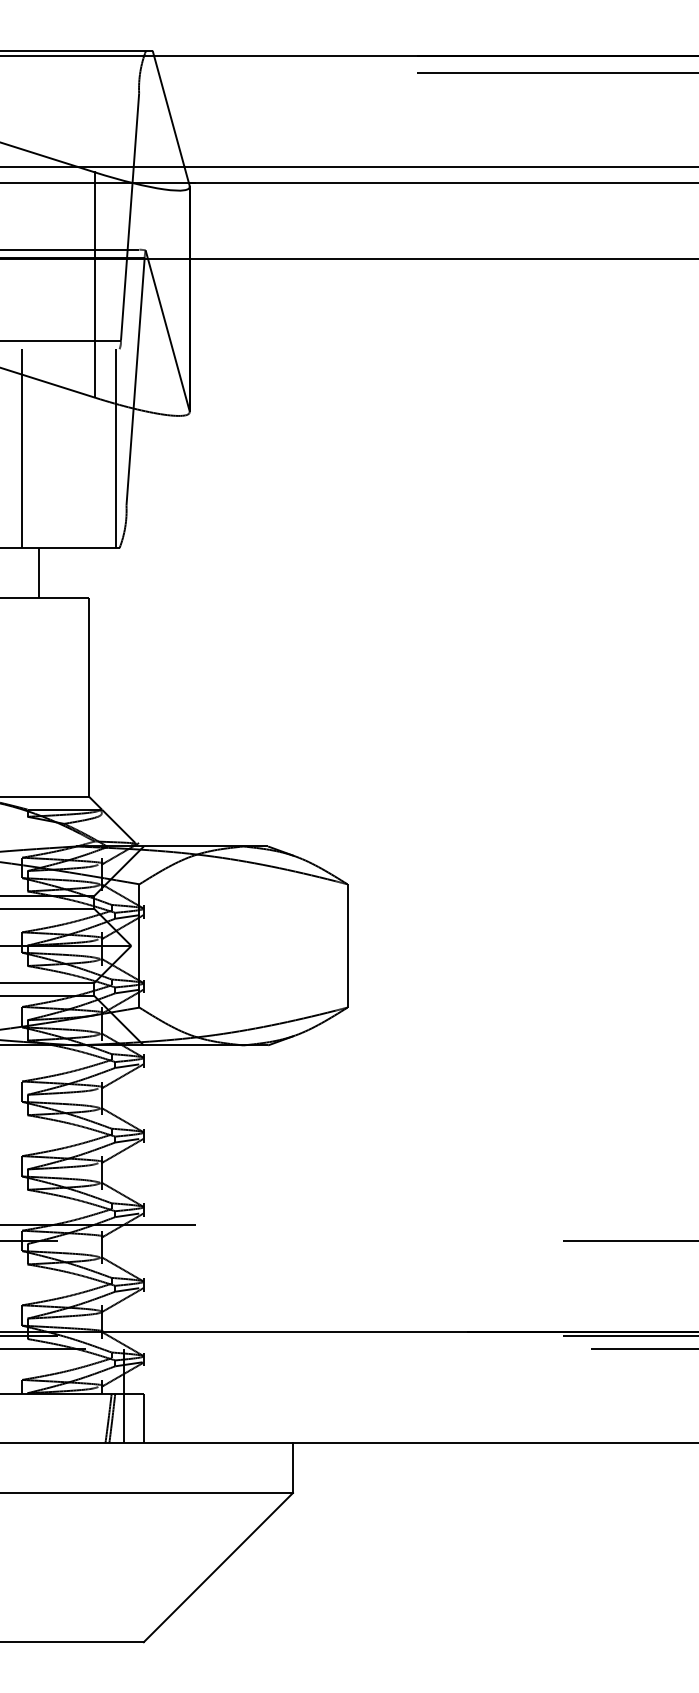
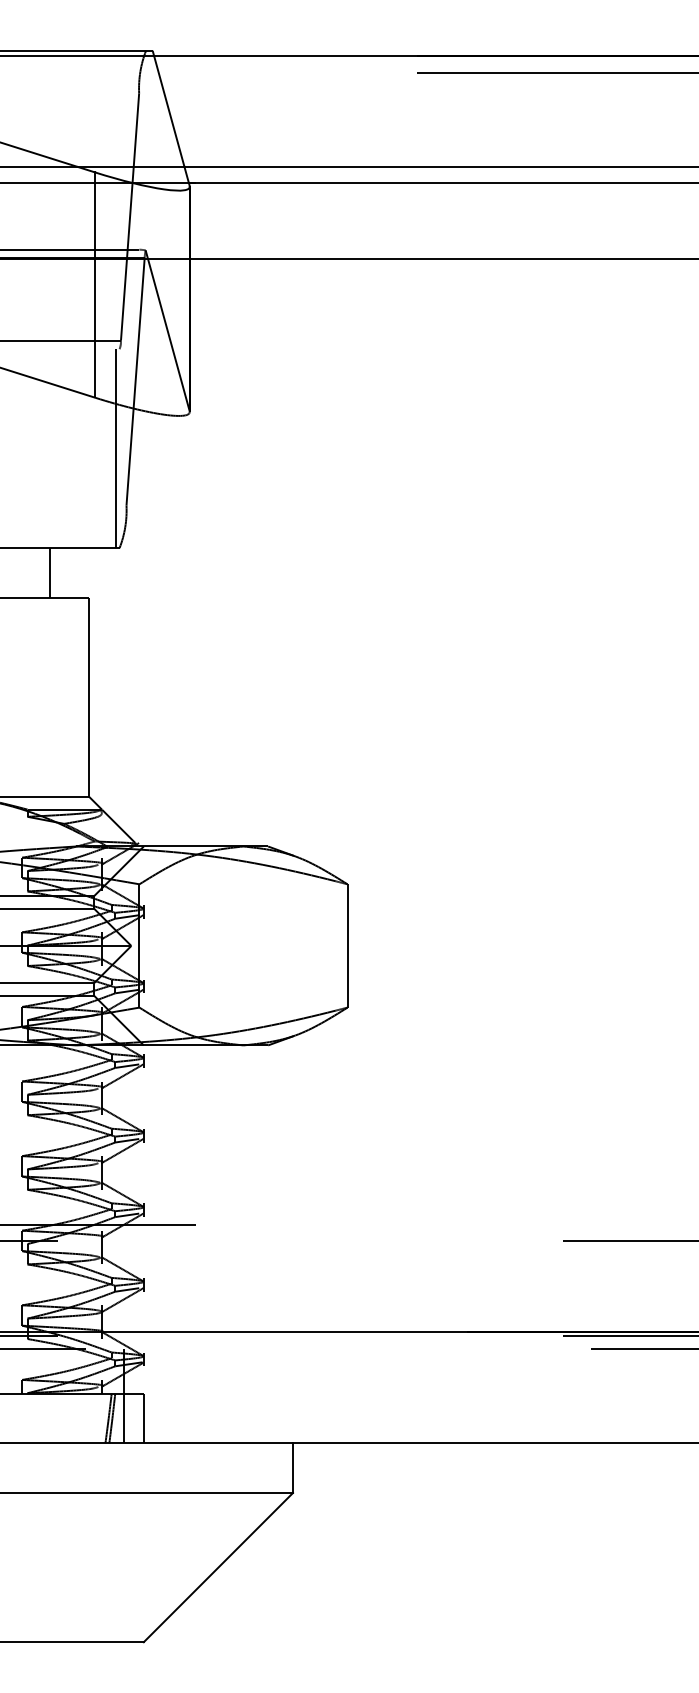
line: present -> none (22, 448)
line position: (39, 572) -> (50, 572) (50, 572)
